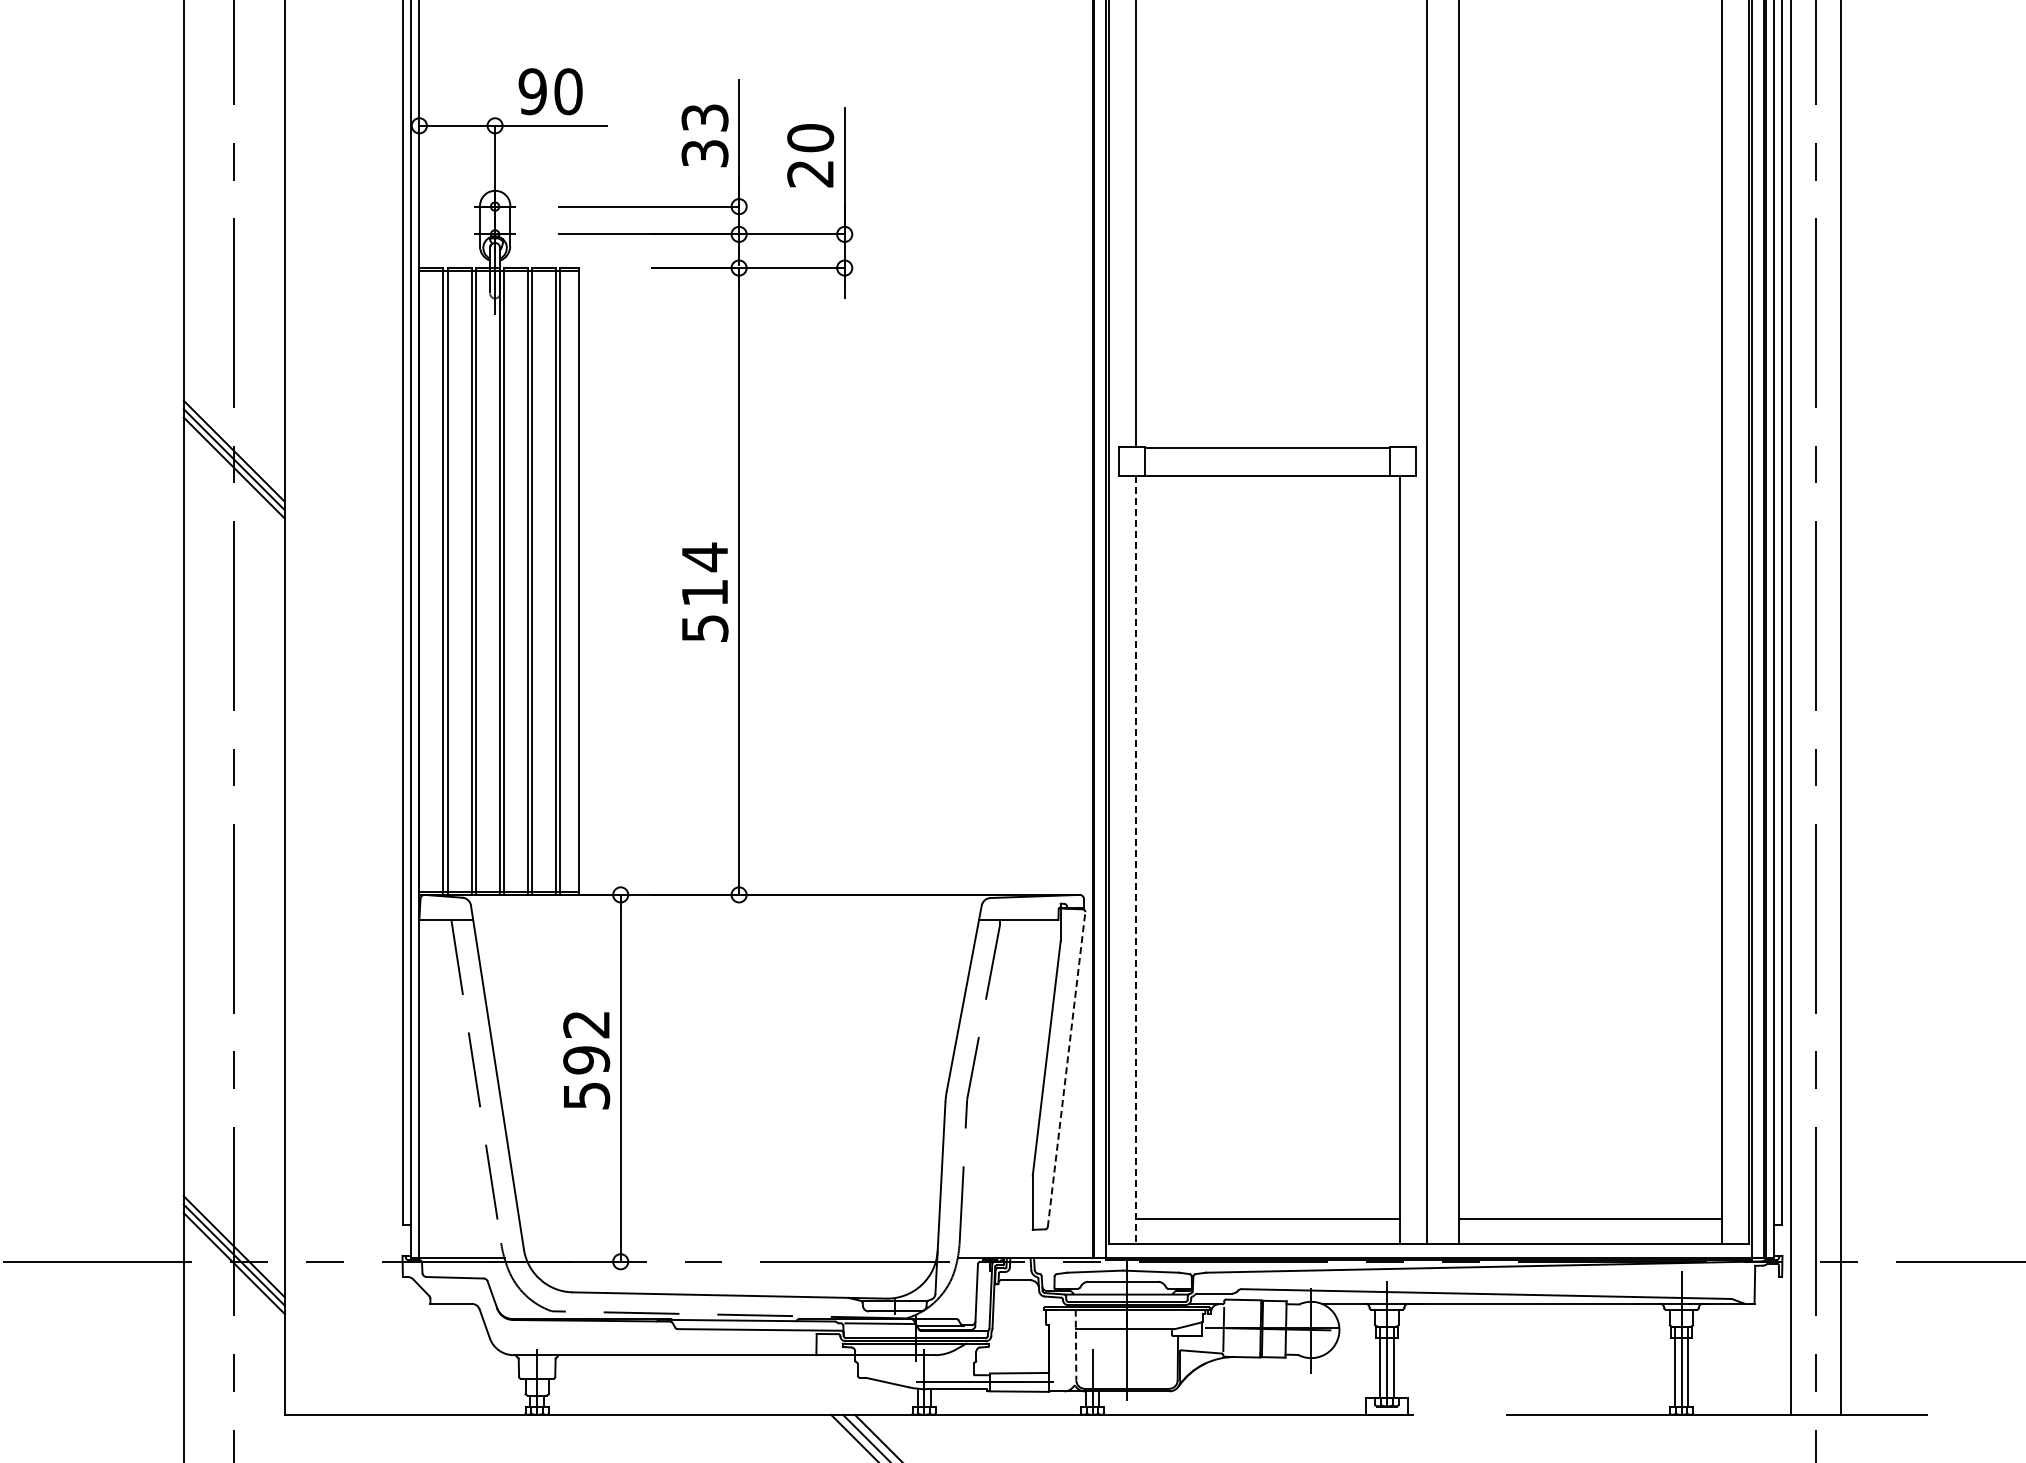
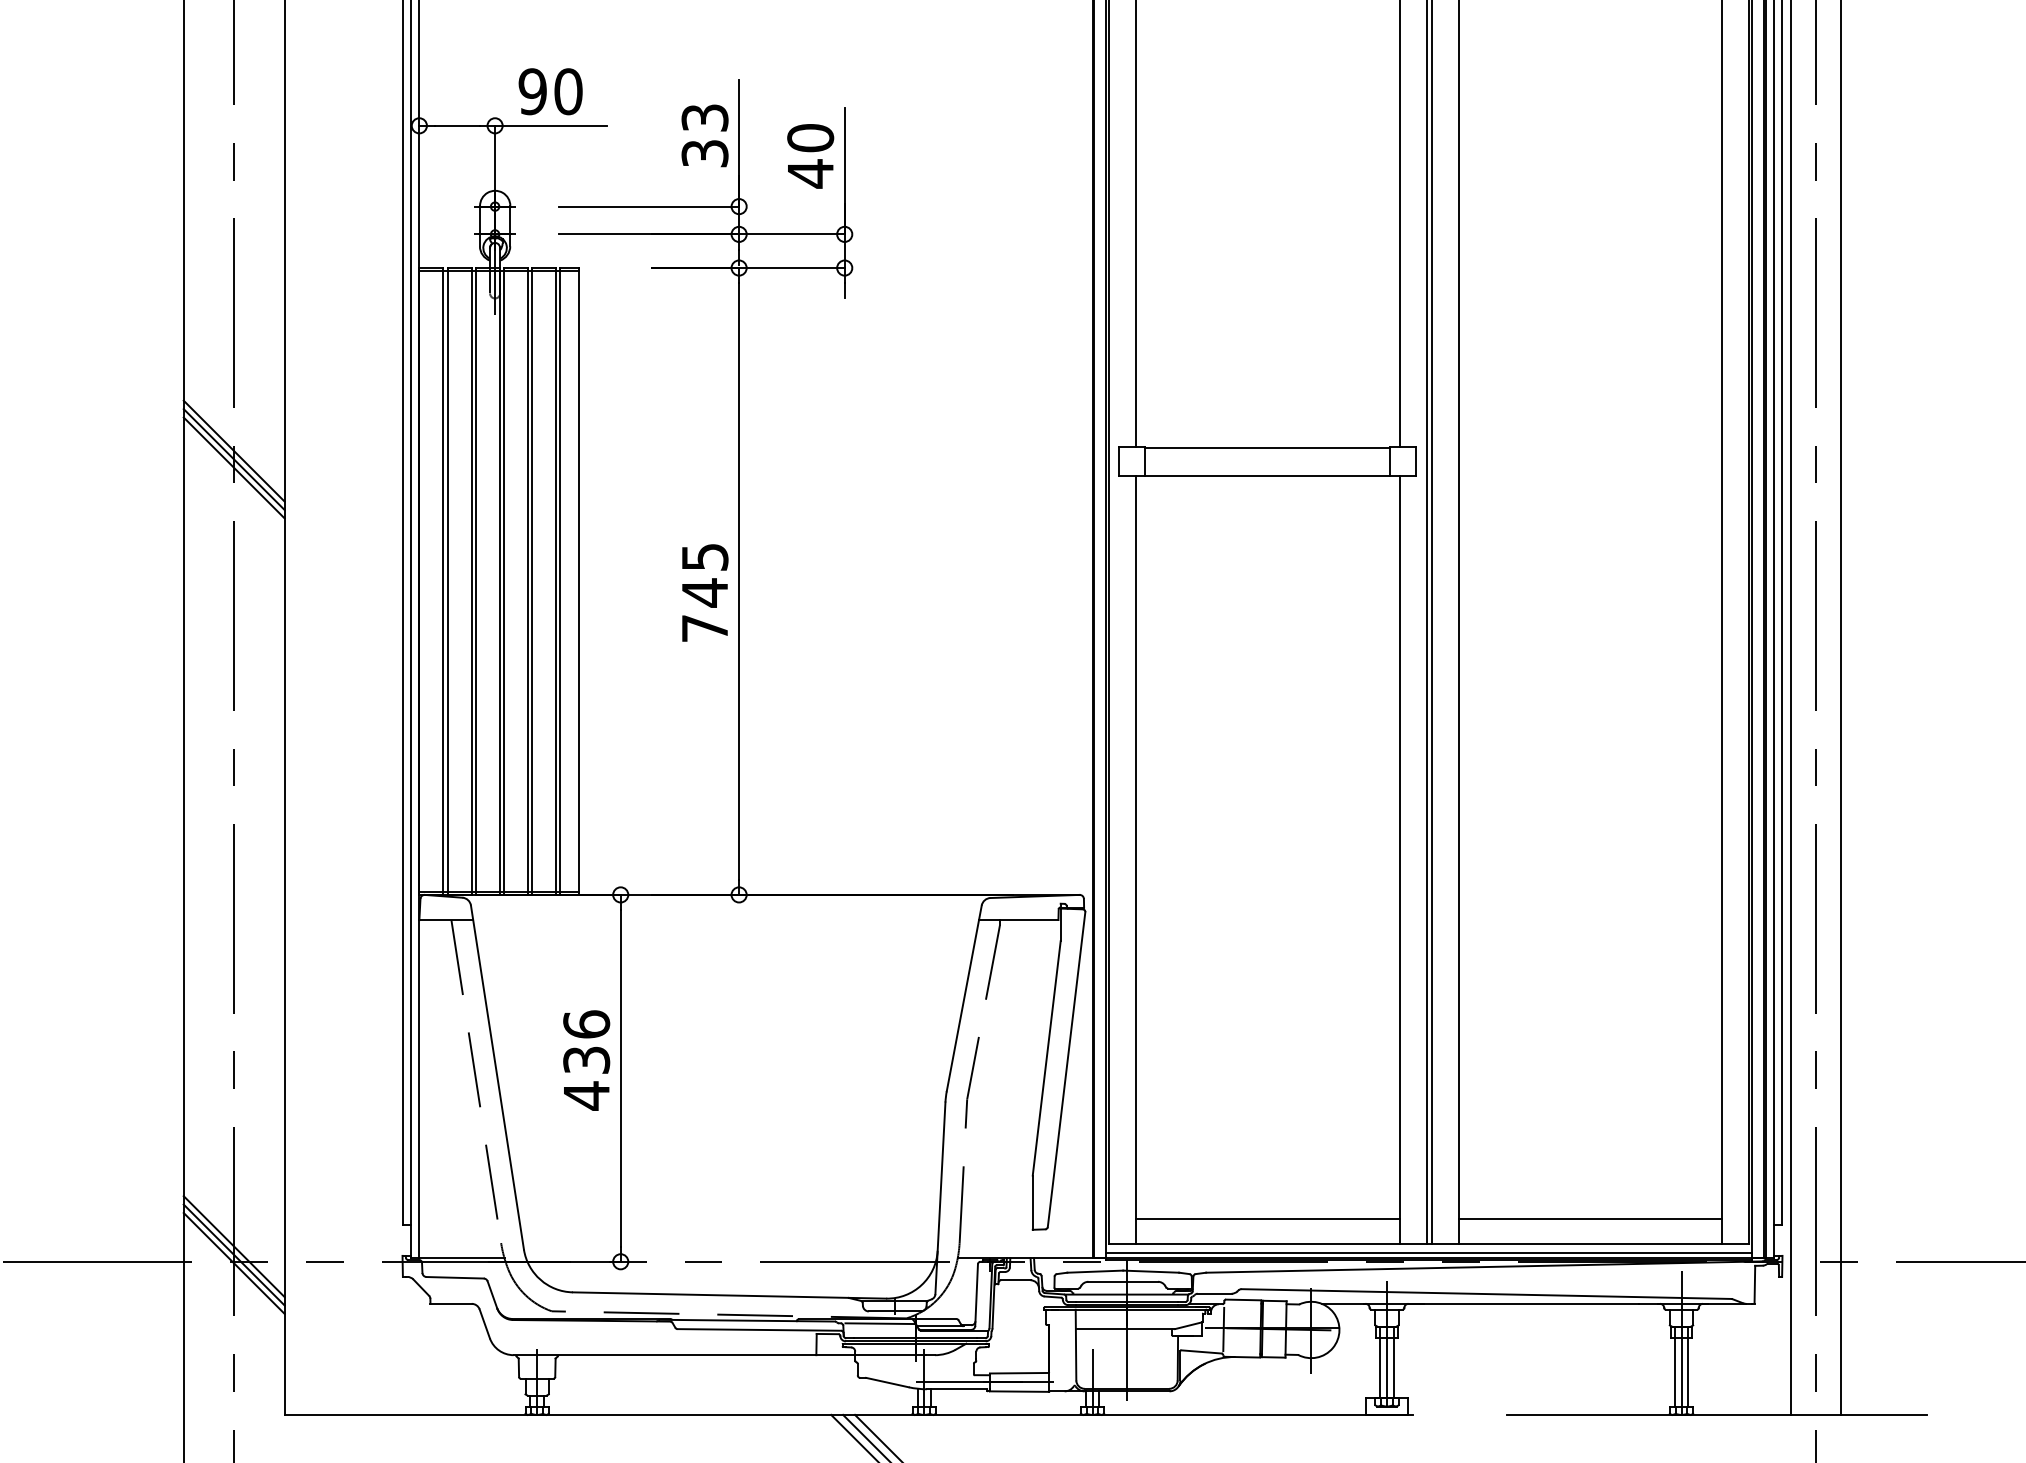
text: 20 -> 40 (810, 173)
line: none -> present (1399, 224)
text: 514 -> 745 (705, 591)
line: none -> present (1431, 623)
line: dashed -> solid (1135, 860)
text: 592 -> 436 (586, 1060)
line: dashed -> solid (1066, 1069)
line: none -> present (1428, 1252)
line: dashed -> solid (1076, 1345)
